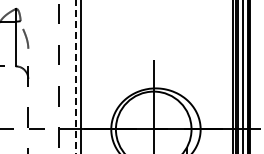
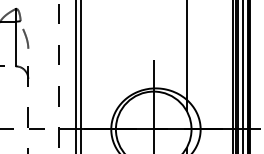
line: none -> present (186, 56)
line: dashed -> solid (75, 76)
